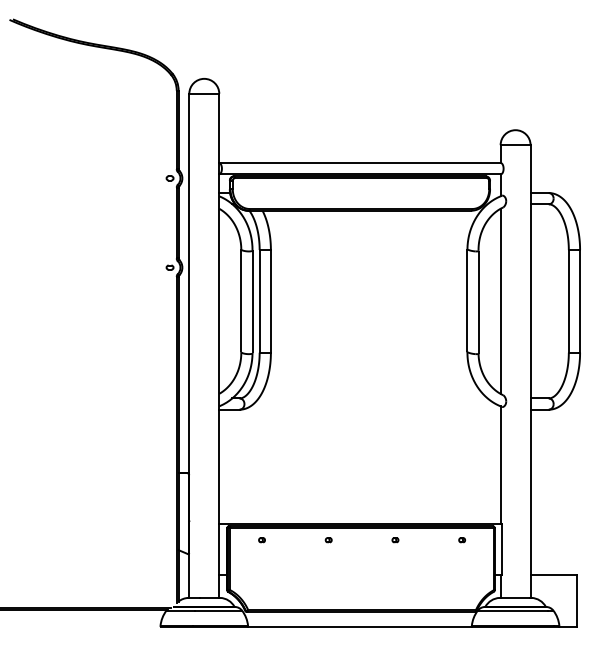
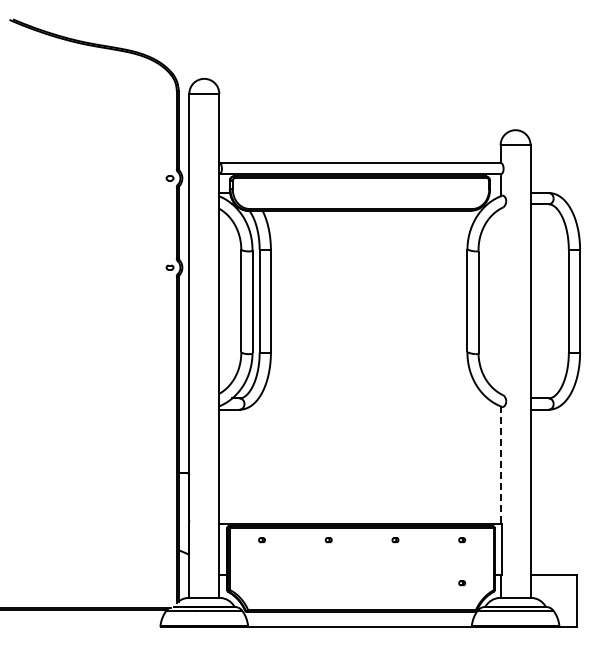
line: present -> none (500, 300)
line: solid -> dashed (500, 465)
part: none -> present (461, 583)
